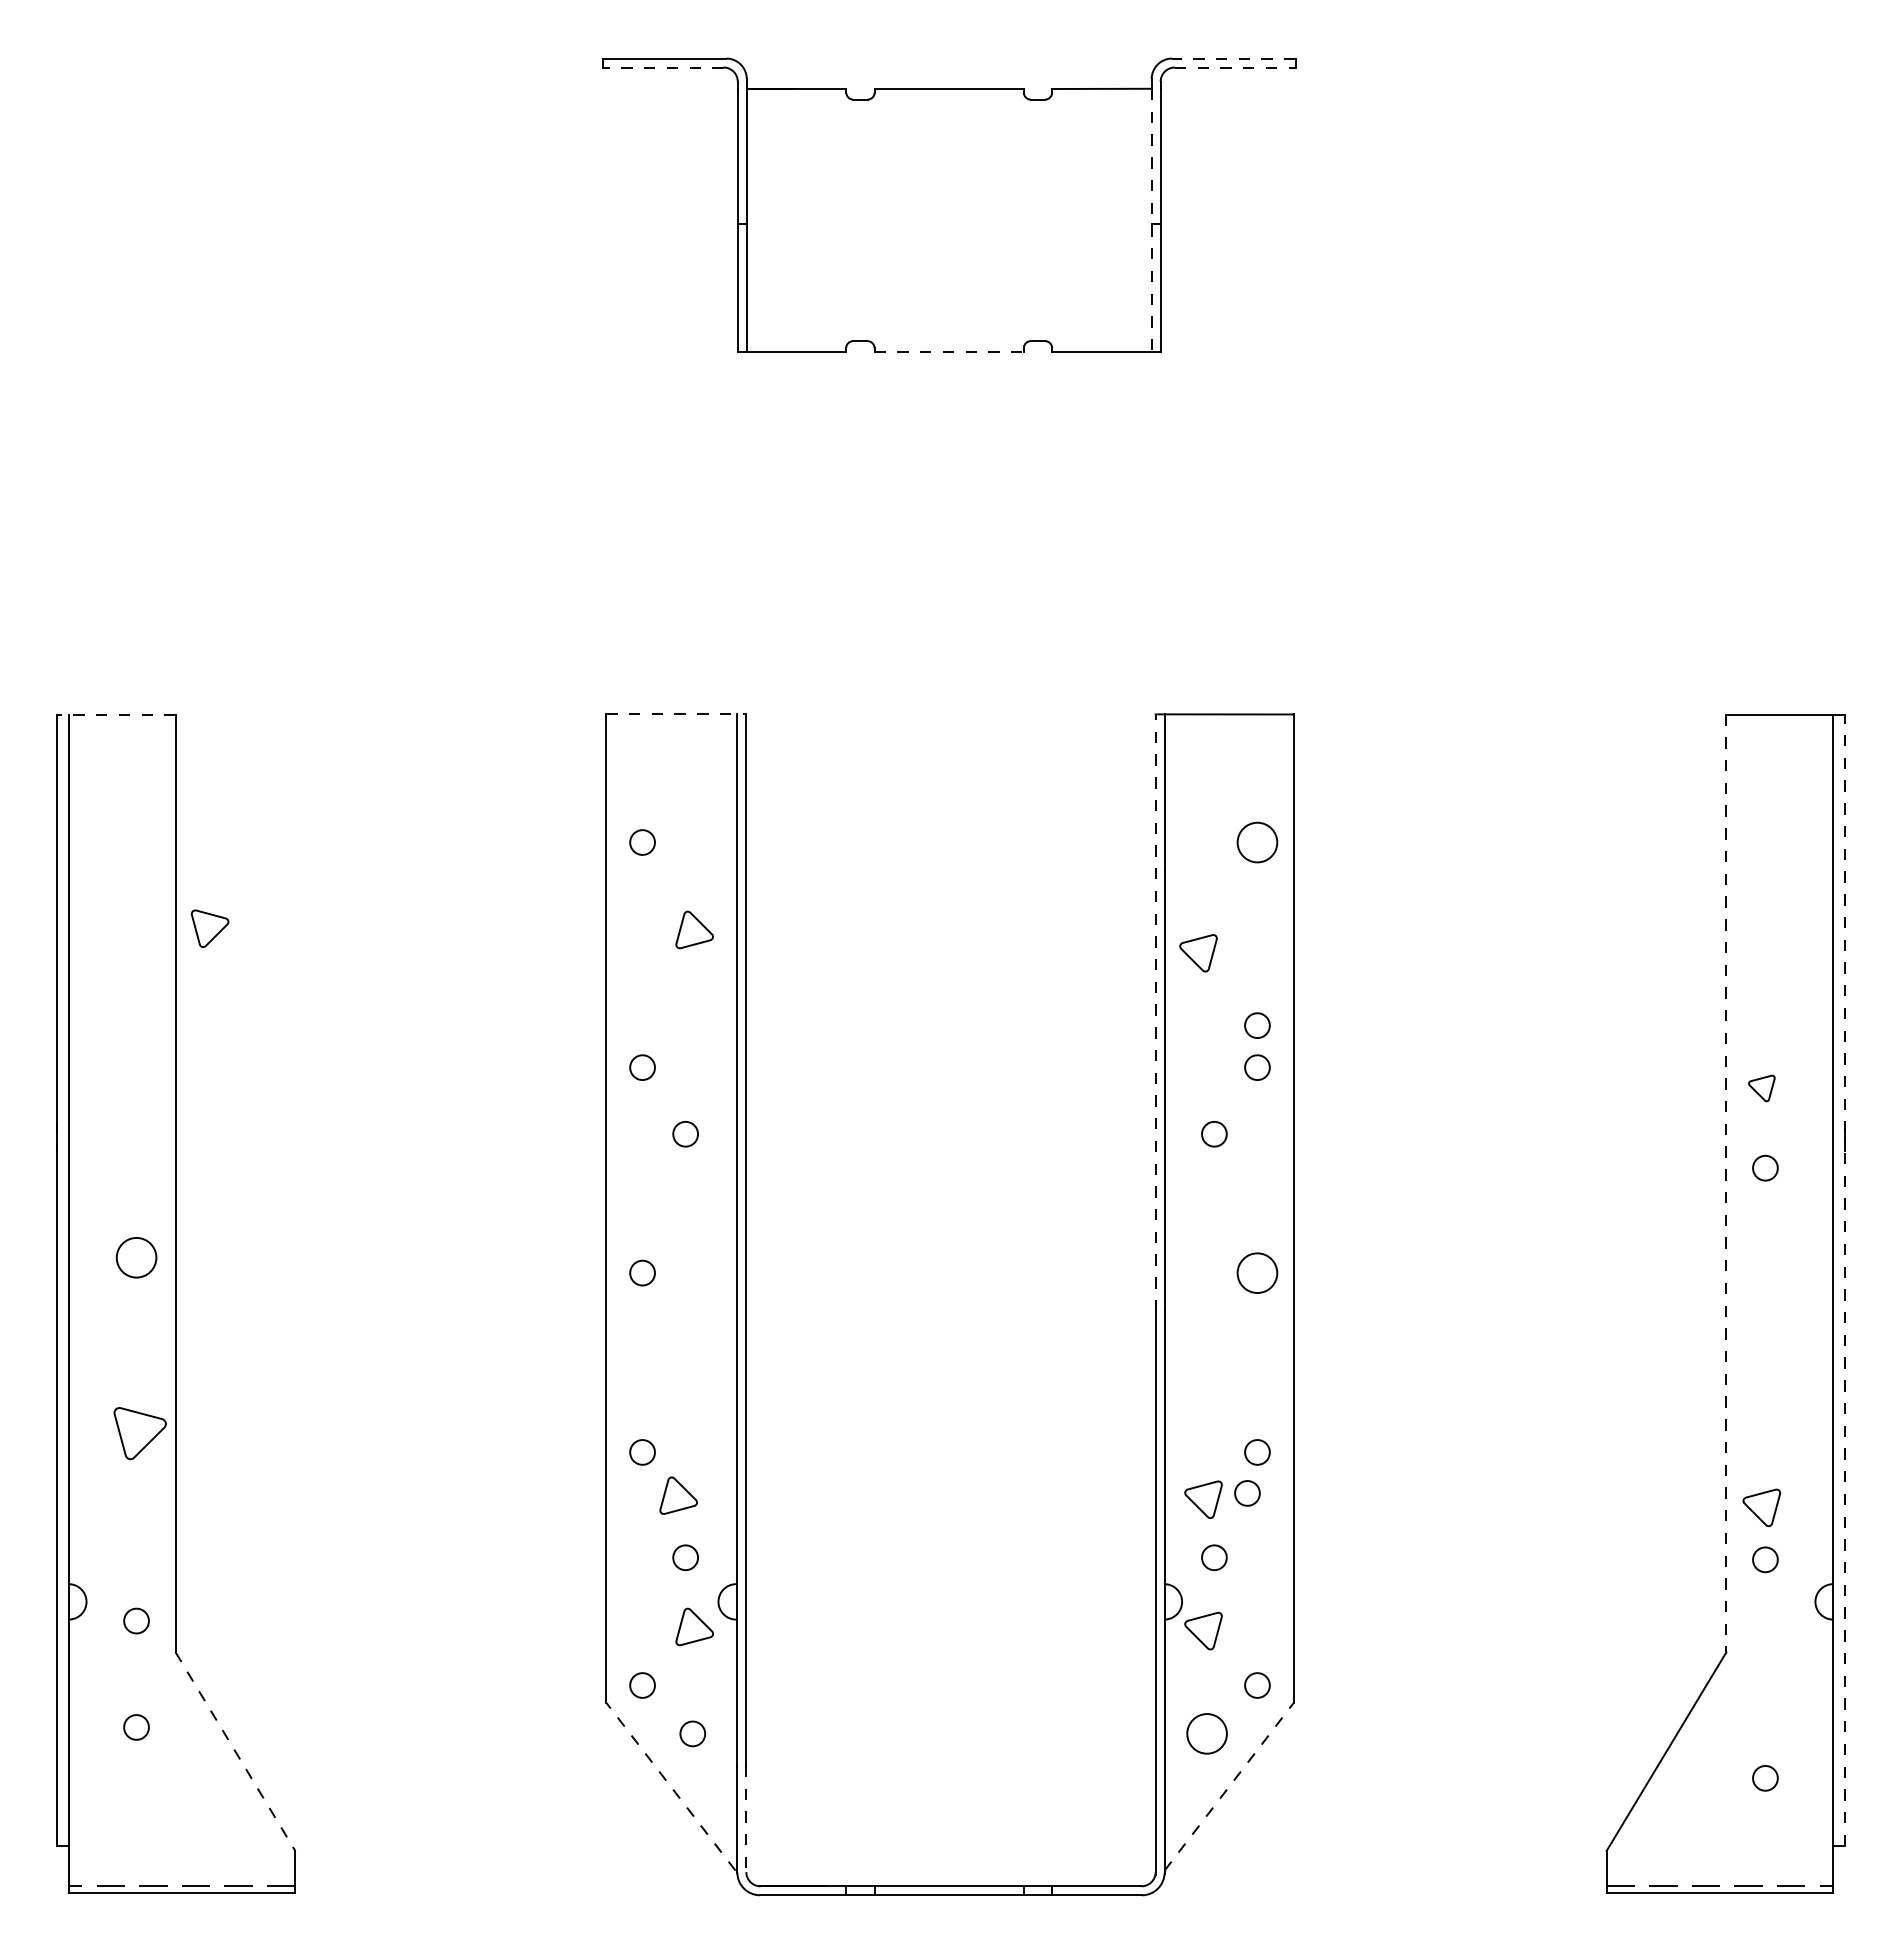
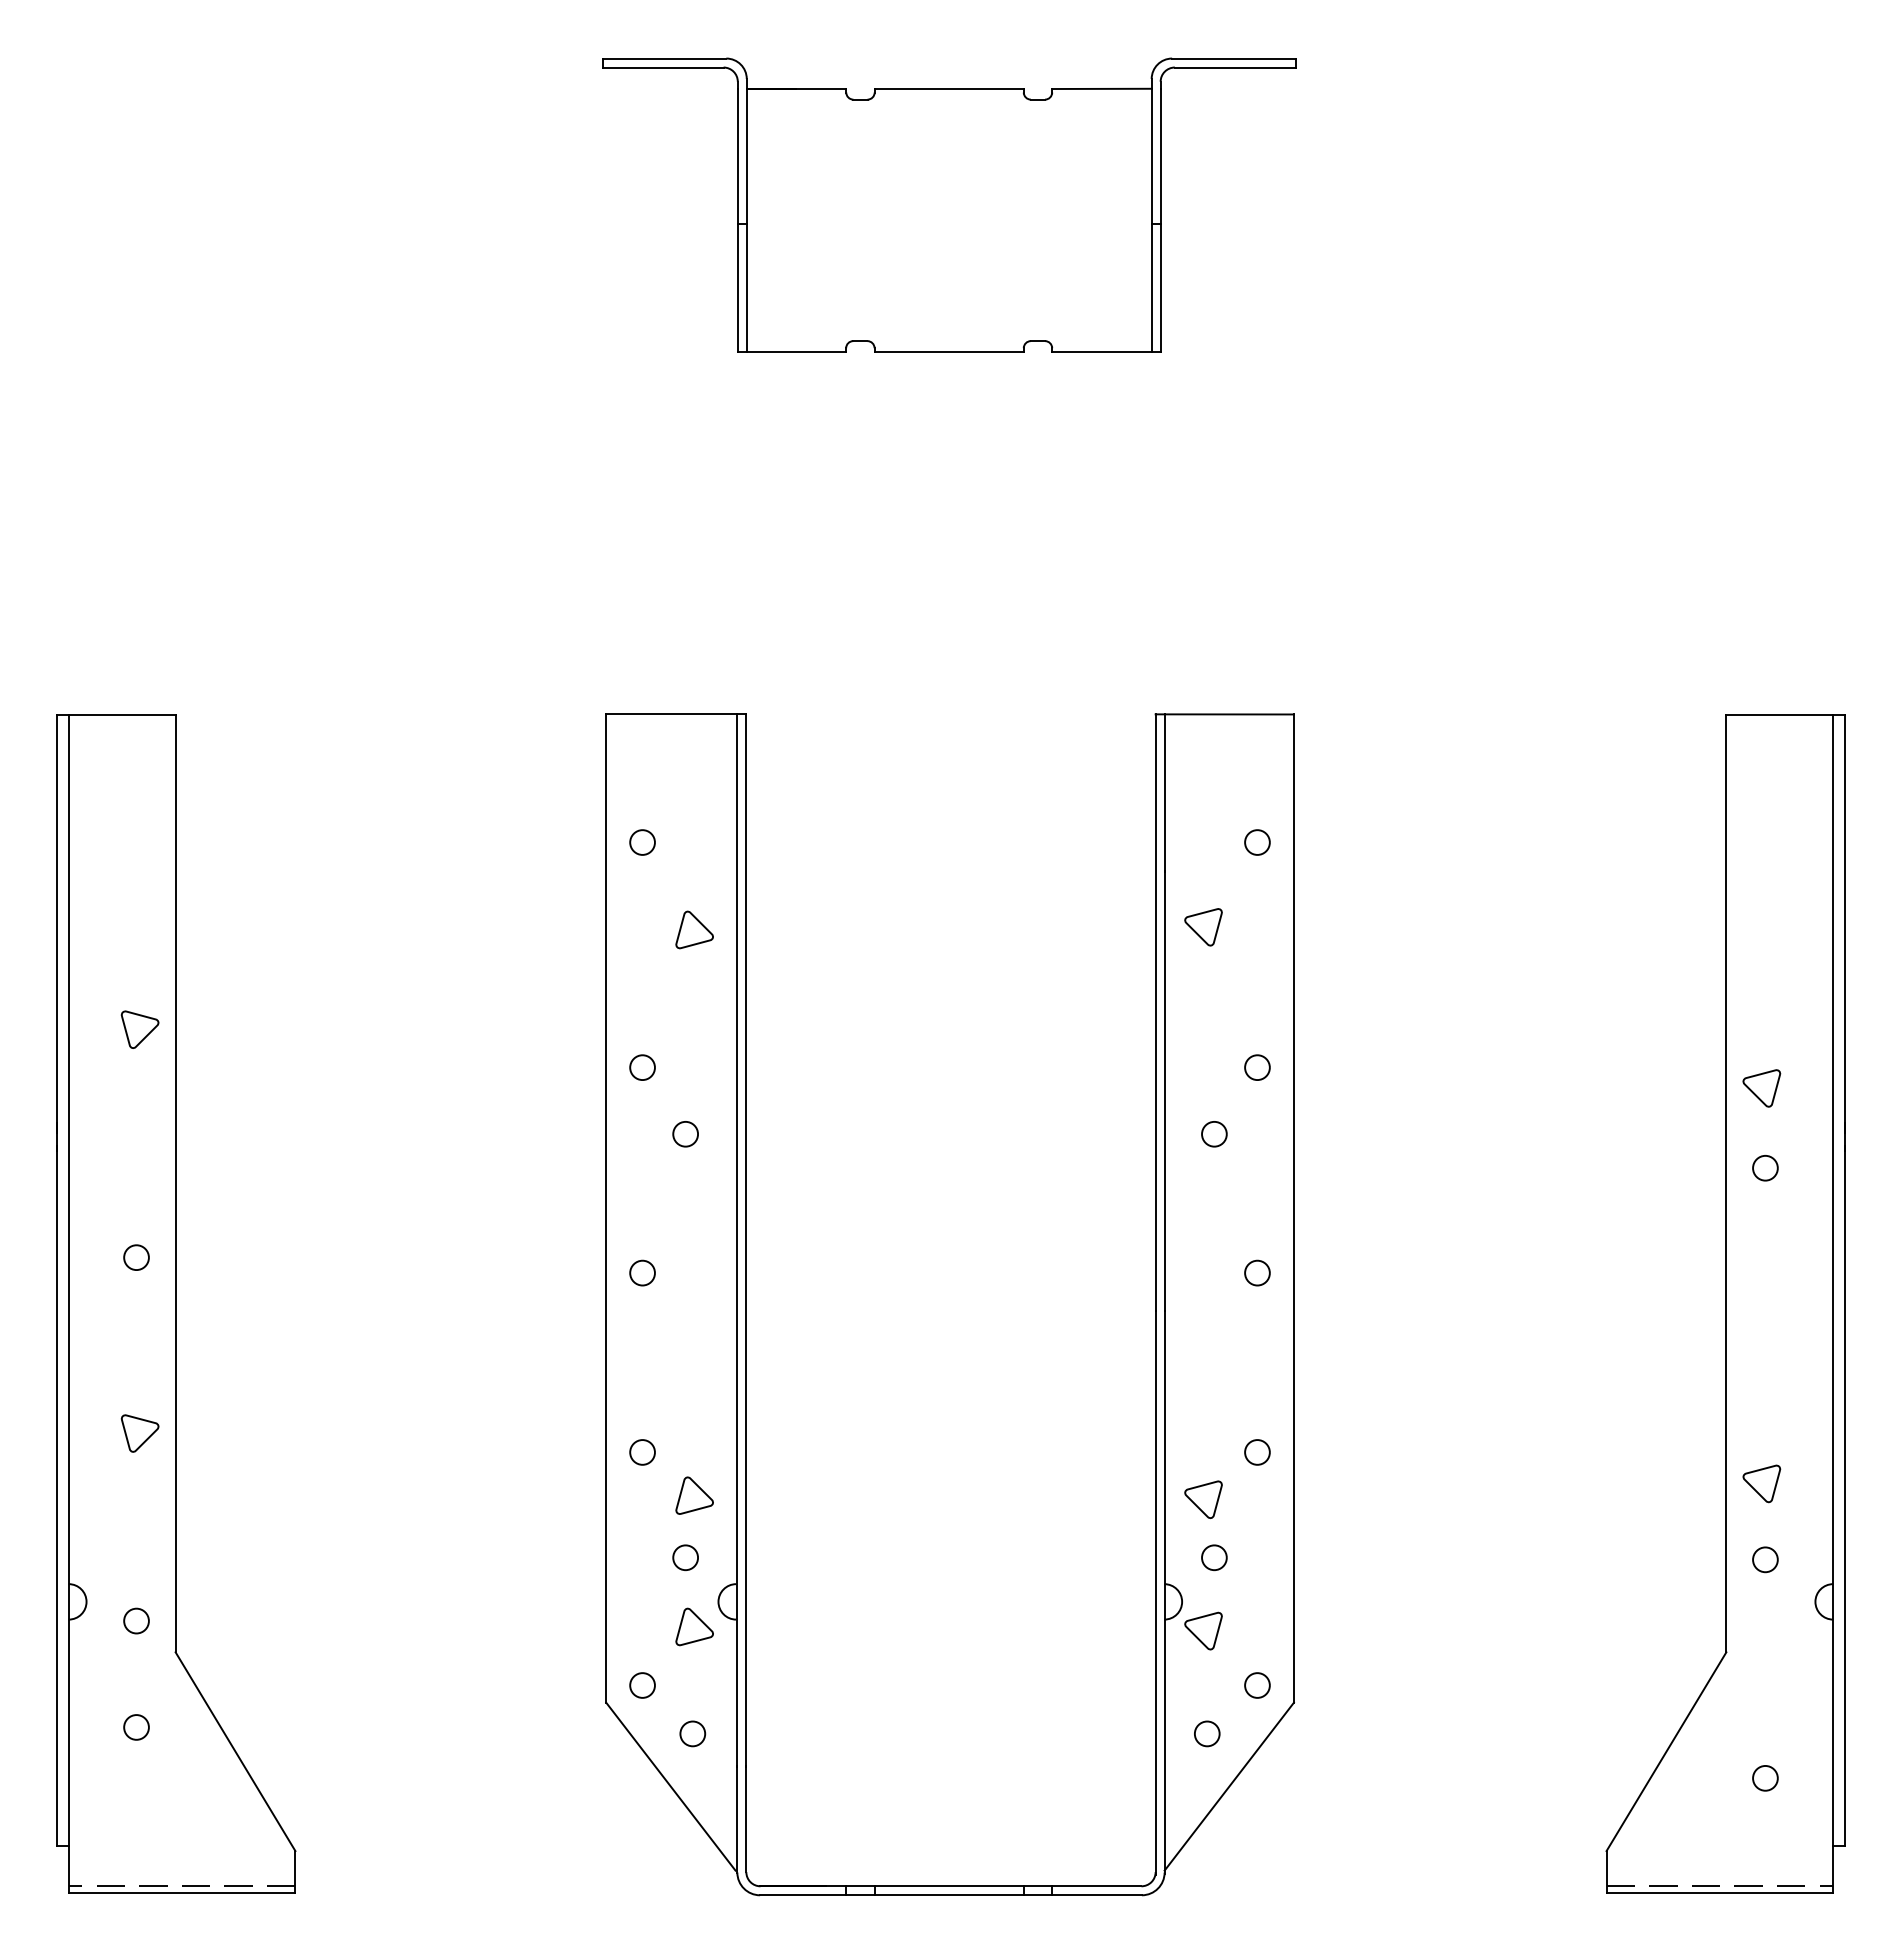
line: dashed -> solid (1233, 58)
line: dashed -> solid (662, 67)
line: dashed -> solid (1235, 67)
line: dashed -> solid (1151, 220)
line: dashed -> solid (949, 351)
line: dashed -> solid (115, 714)
line: dashed -> solid (676, 714)
circle size: 43x43 px -> 27x27 px (1257, 842)
line: dashed -> solid (1844, 923)
part position: (209, 928) -> (139, 1029) (139, 1029)
part position: (1198, 953) -> (1203, 927) (1203, 927)
line: dashed -> solid (1155, 1012)
circle: present -> none (1257, 1025)
part size: 28x29 px -> 40x39 px (1761, 1088)
line: dashed -> solid (1726, 1183)
circle size: 43x42 px -> 27x27 px (136, 1257)
circle size: 43x42 px -> 27x28 px (1257, 1272)
part size: 54x54 px -> 40x39 px (139, 1433)
circle: present -> none (1247, 1493)
part position: (678, 1495) -> (694, 1495) (694, 1495)
line: dashed -> solid (1844, 1495)
part position: (1761, 1507) -> (1761, 1483) (1761, 1483)
circle size: 42x42 px -> 27x28 px (1207, 1733)
line: dashed -> solid (235, 1752)
line: dashed -> solid (670, 1786)
line: dashed -> solid (1229, 1786)
line: dashed -> solid (746, 1819)
